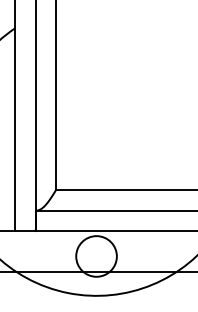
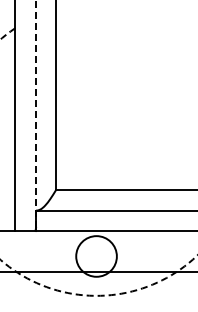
line: solid -> dashed (35, 116)
arc: solid -> dashed (89, 295)
